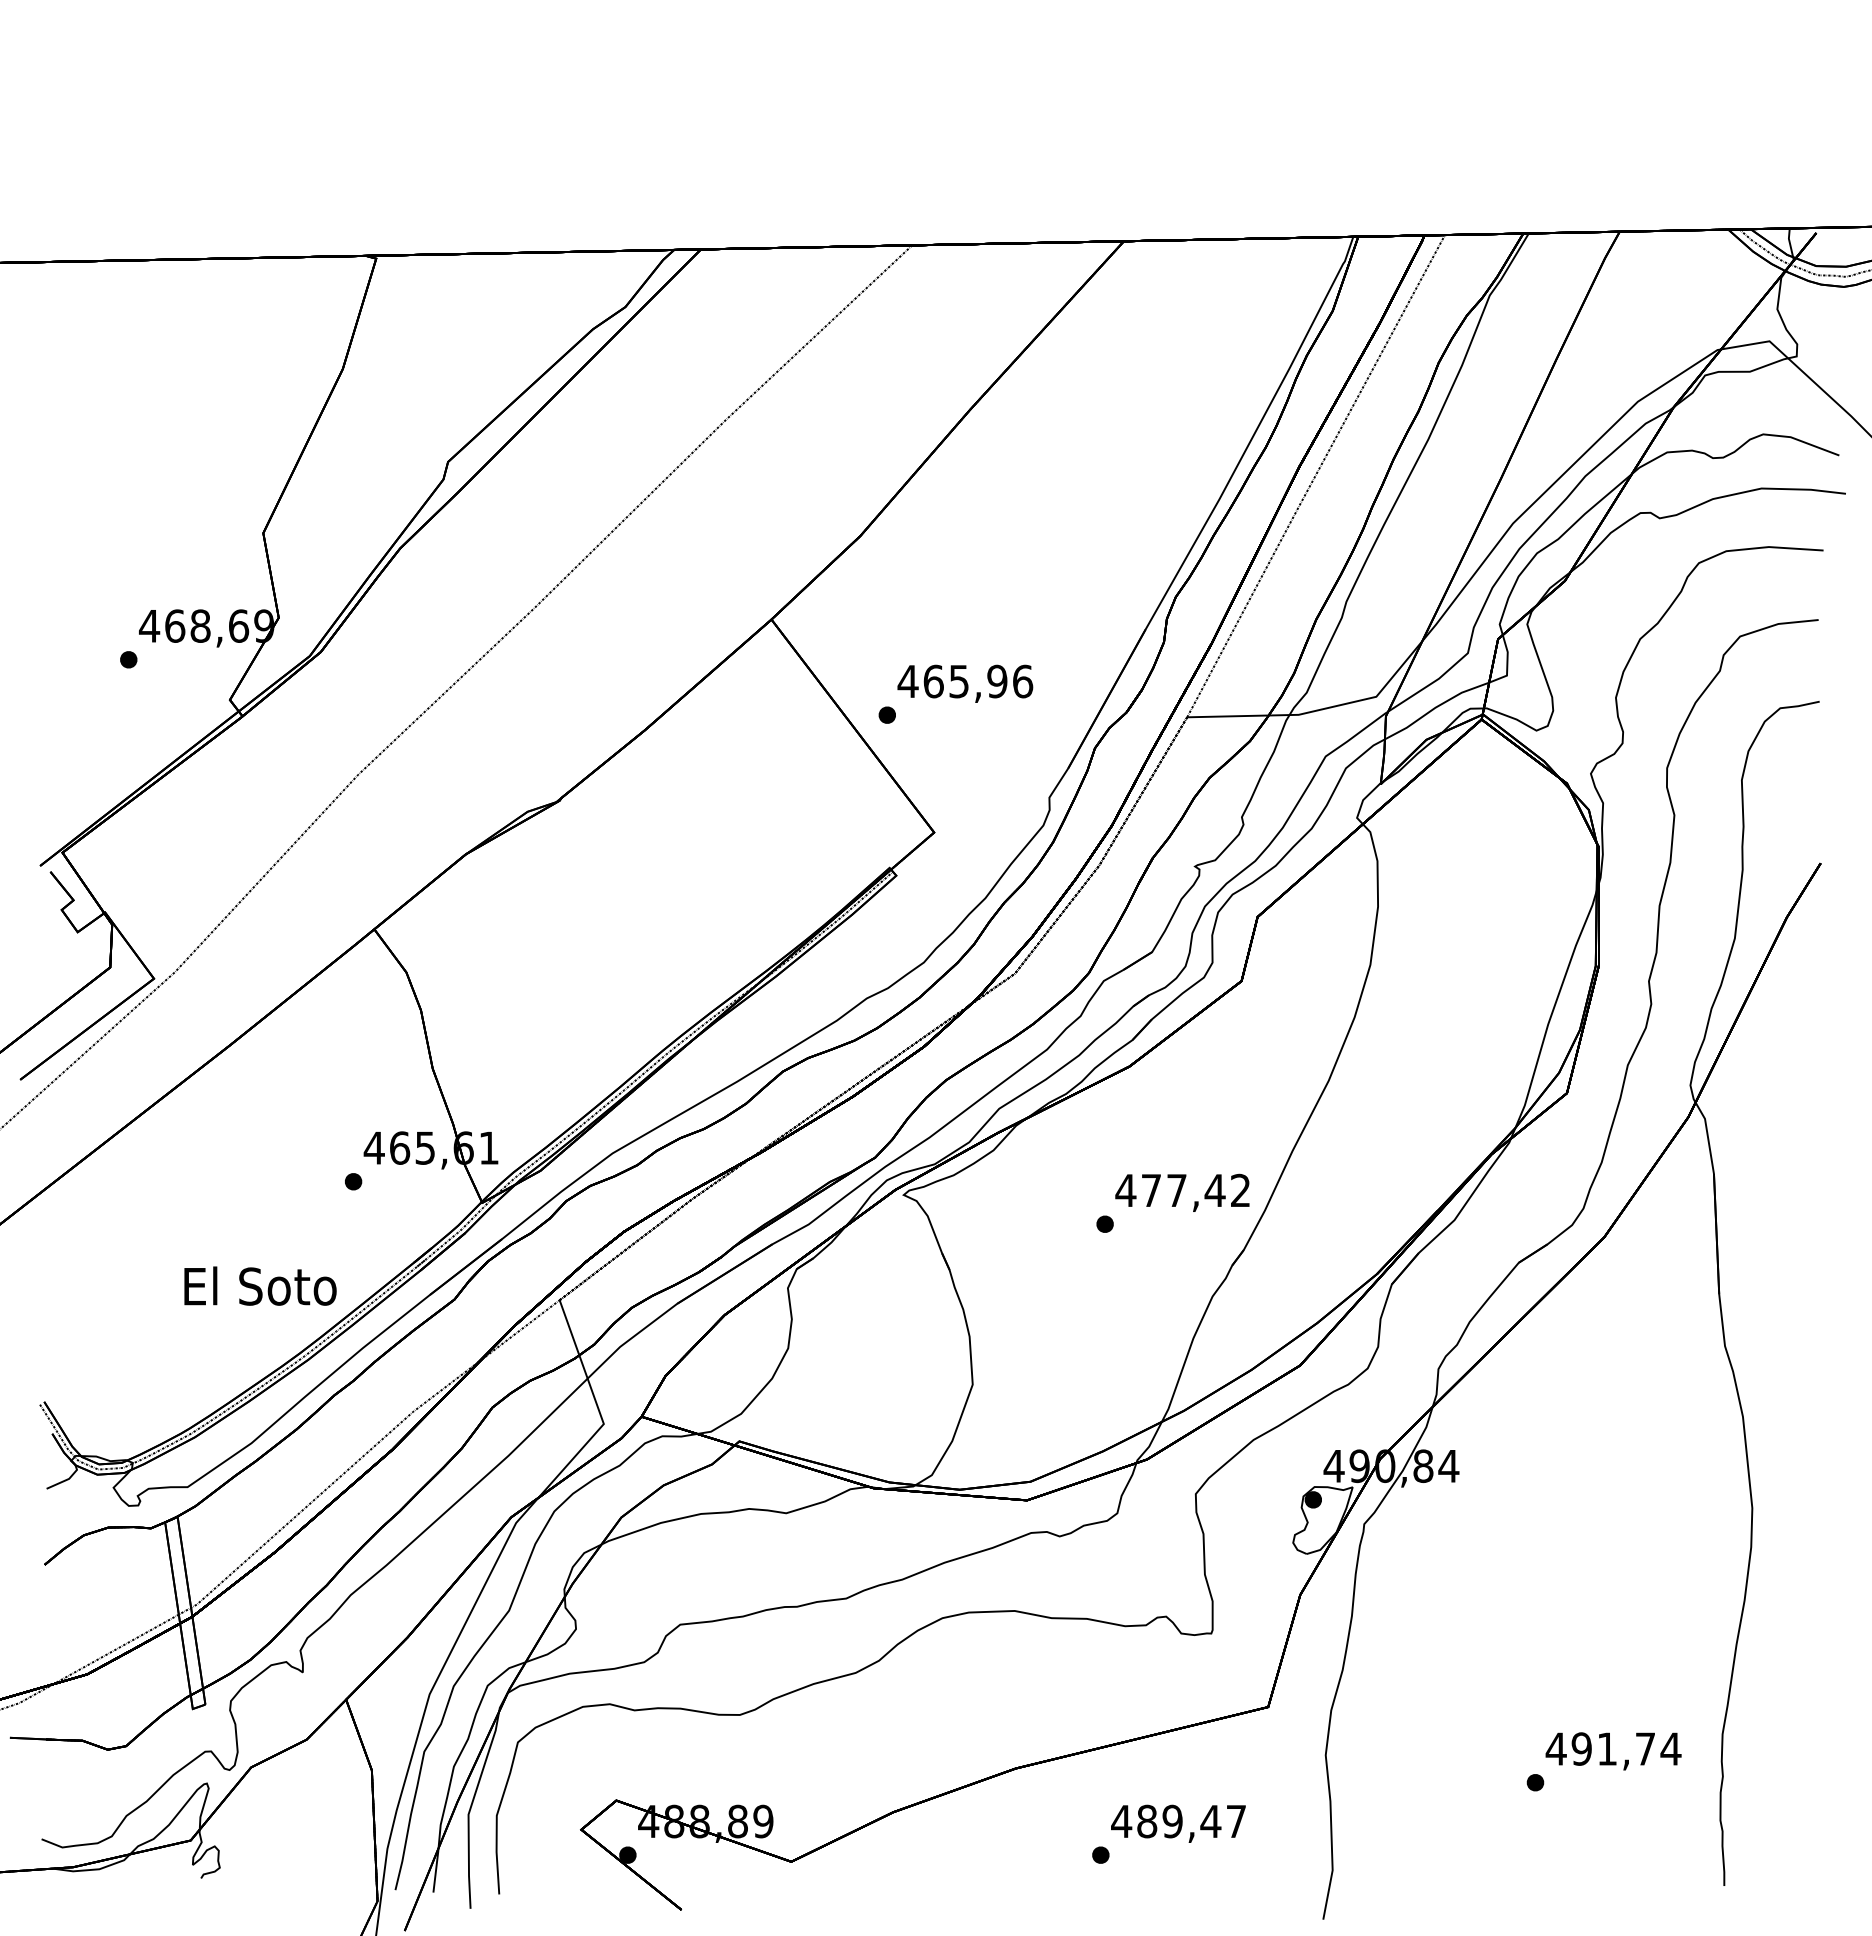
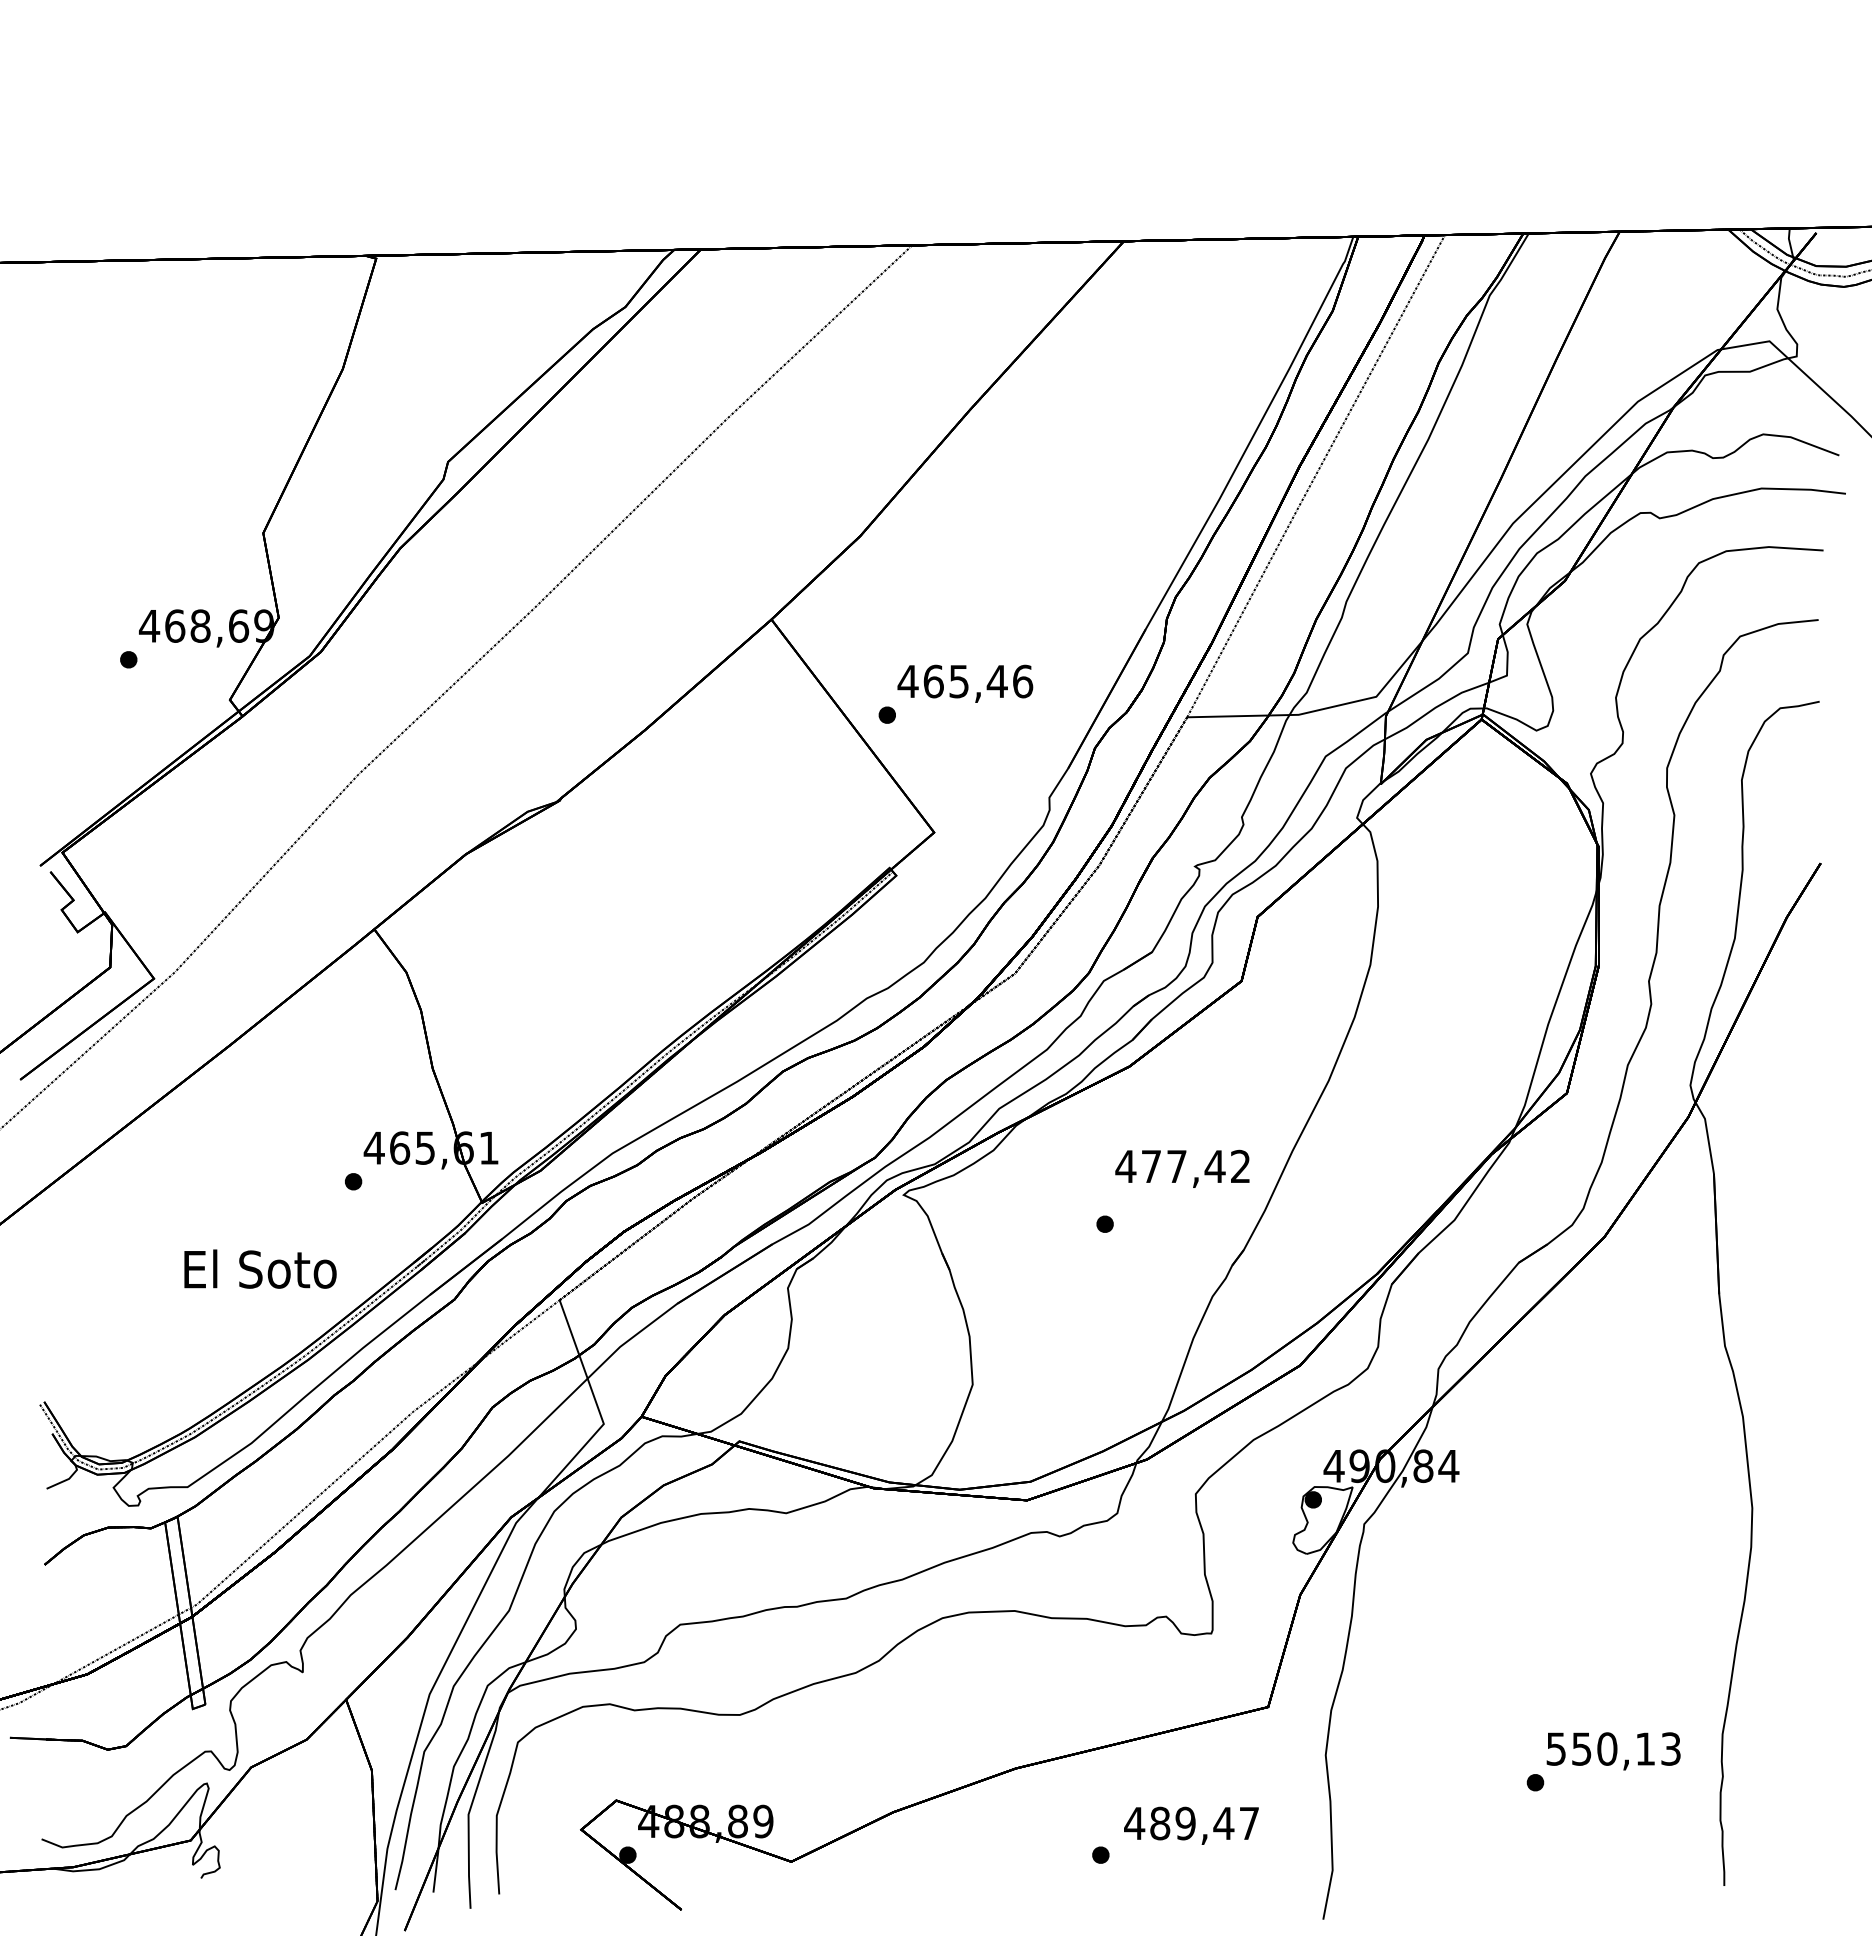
text: 465,96 -> 465,46 (996, 681)
text position: (1182, 1192) -> (1182, 1168) (1182, 1168)
text position: (260, 1285) -> (260, 1268) (260, 1268)
text: 491,74 -> 550,13 (1613, 1748)
text position: (1178, 1823) -> (1191, 1825) (1191, 1825)
